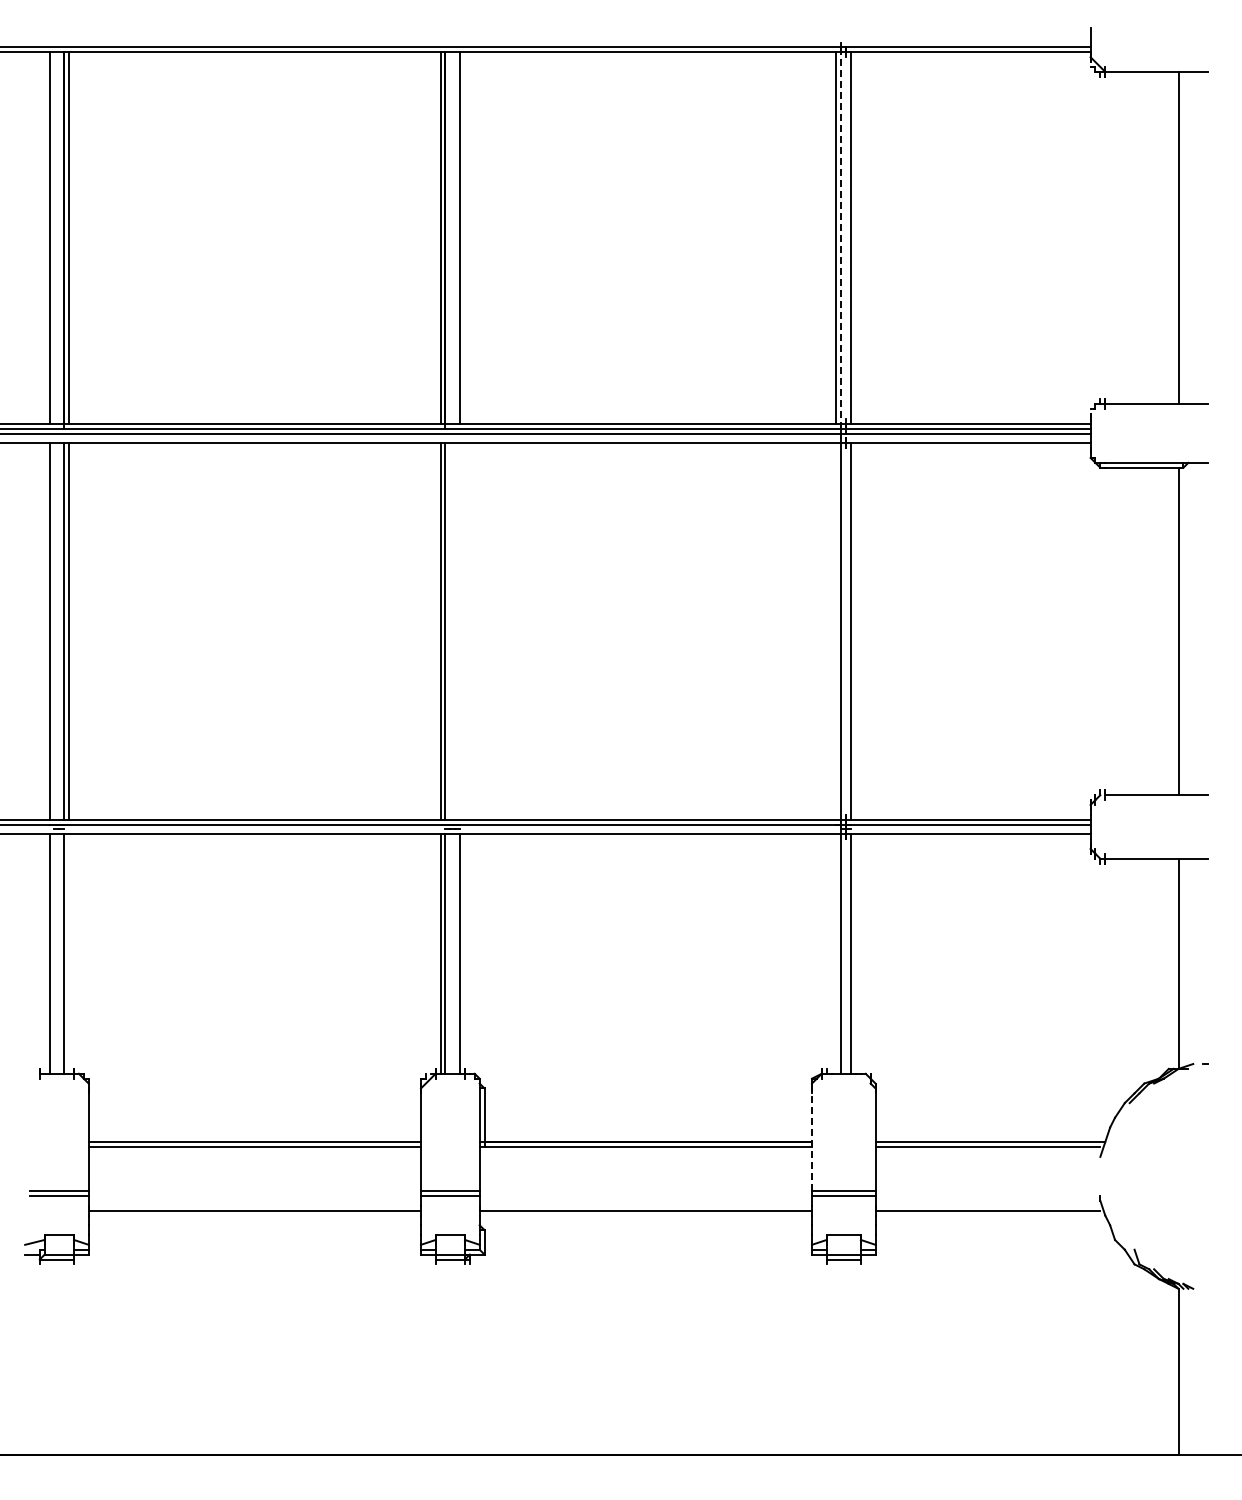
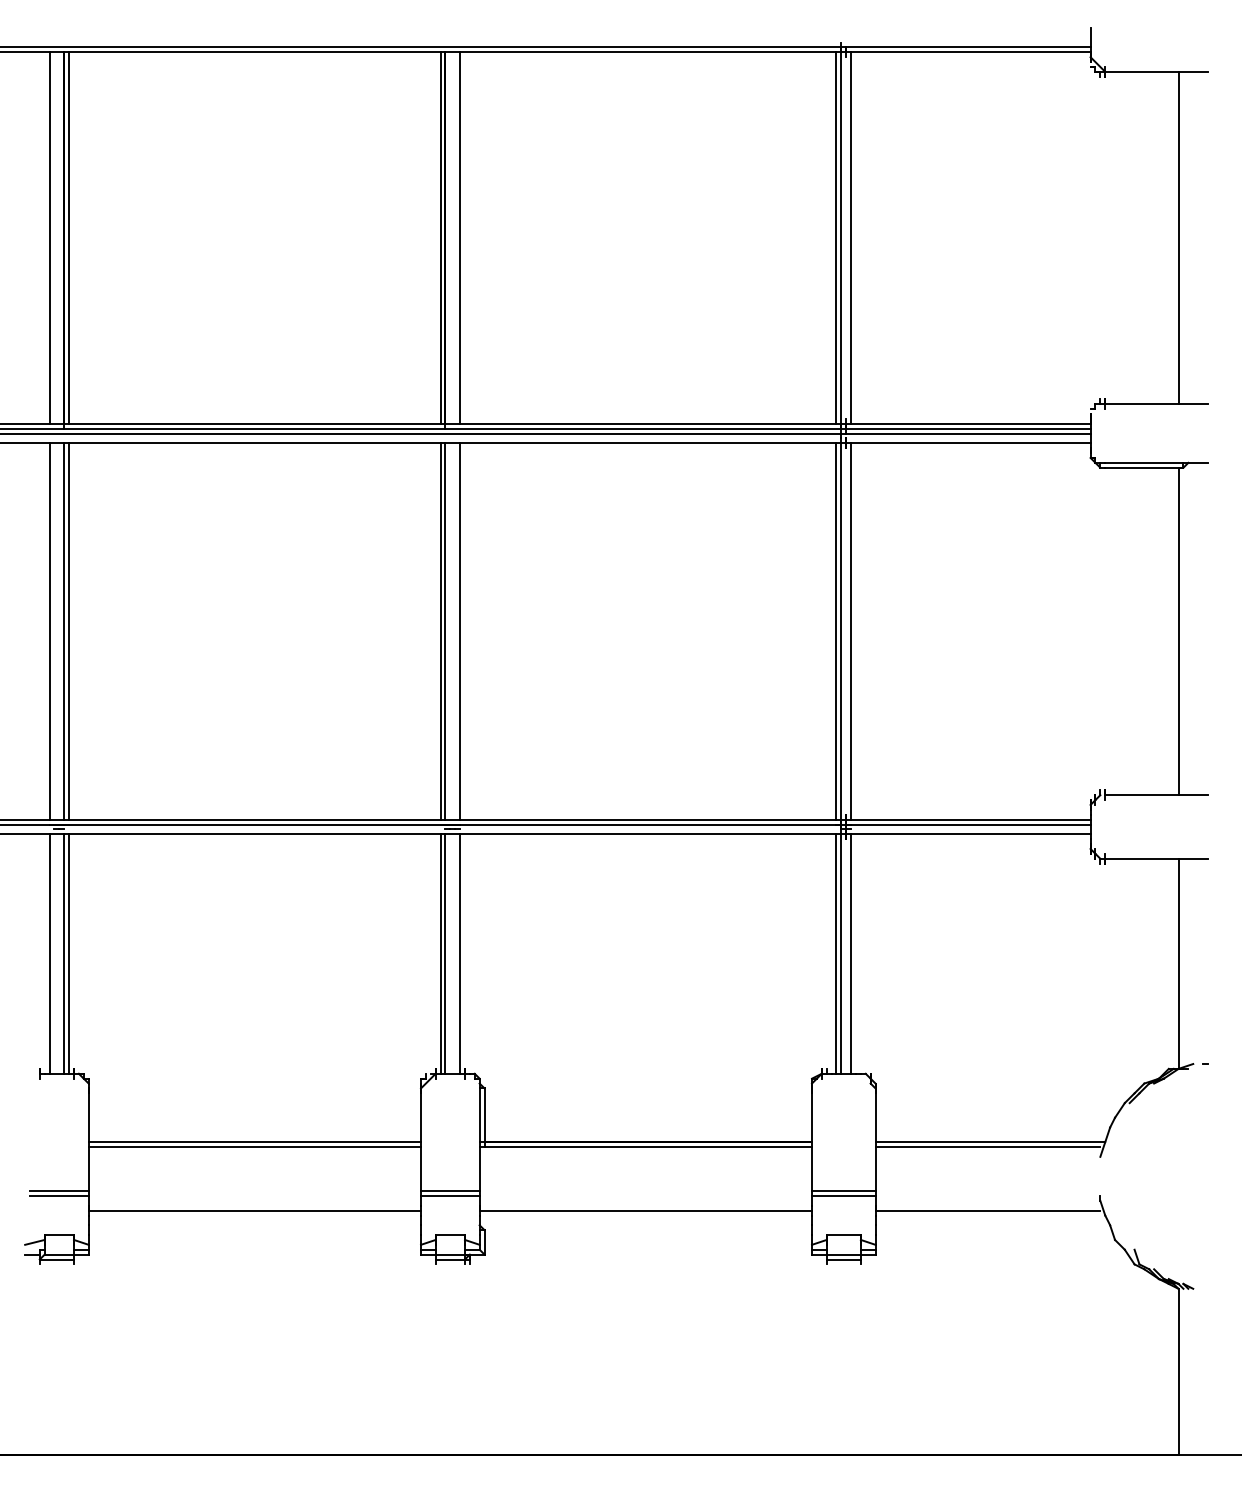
line: dashed -> solid (841, 238)
line: none -> present (460, 631)
line: none -> present (836, 631)
line: none -> present (69, 953)
line: none -> present (836, 953)
line: dashed -> solid (812, 1139)
